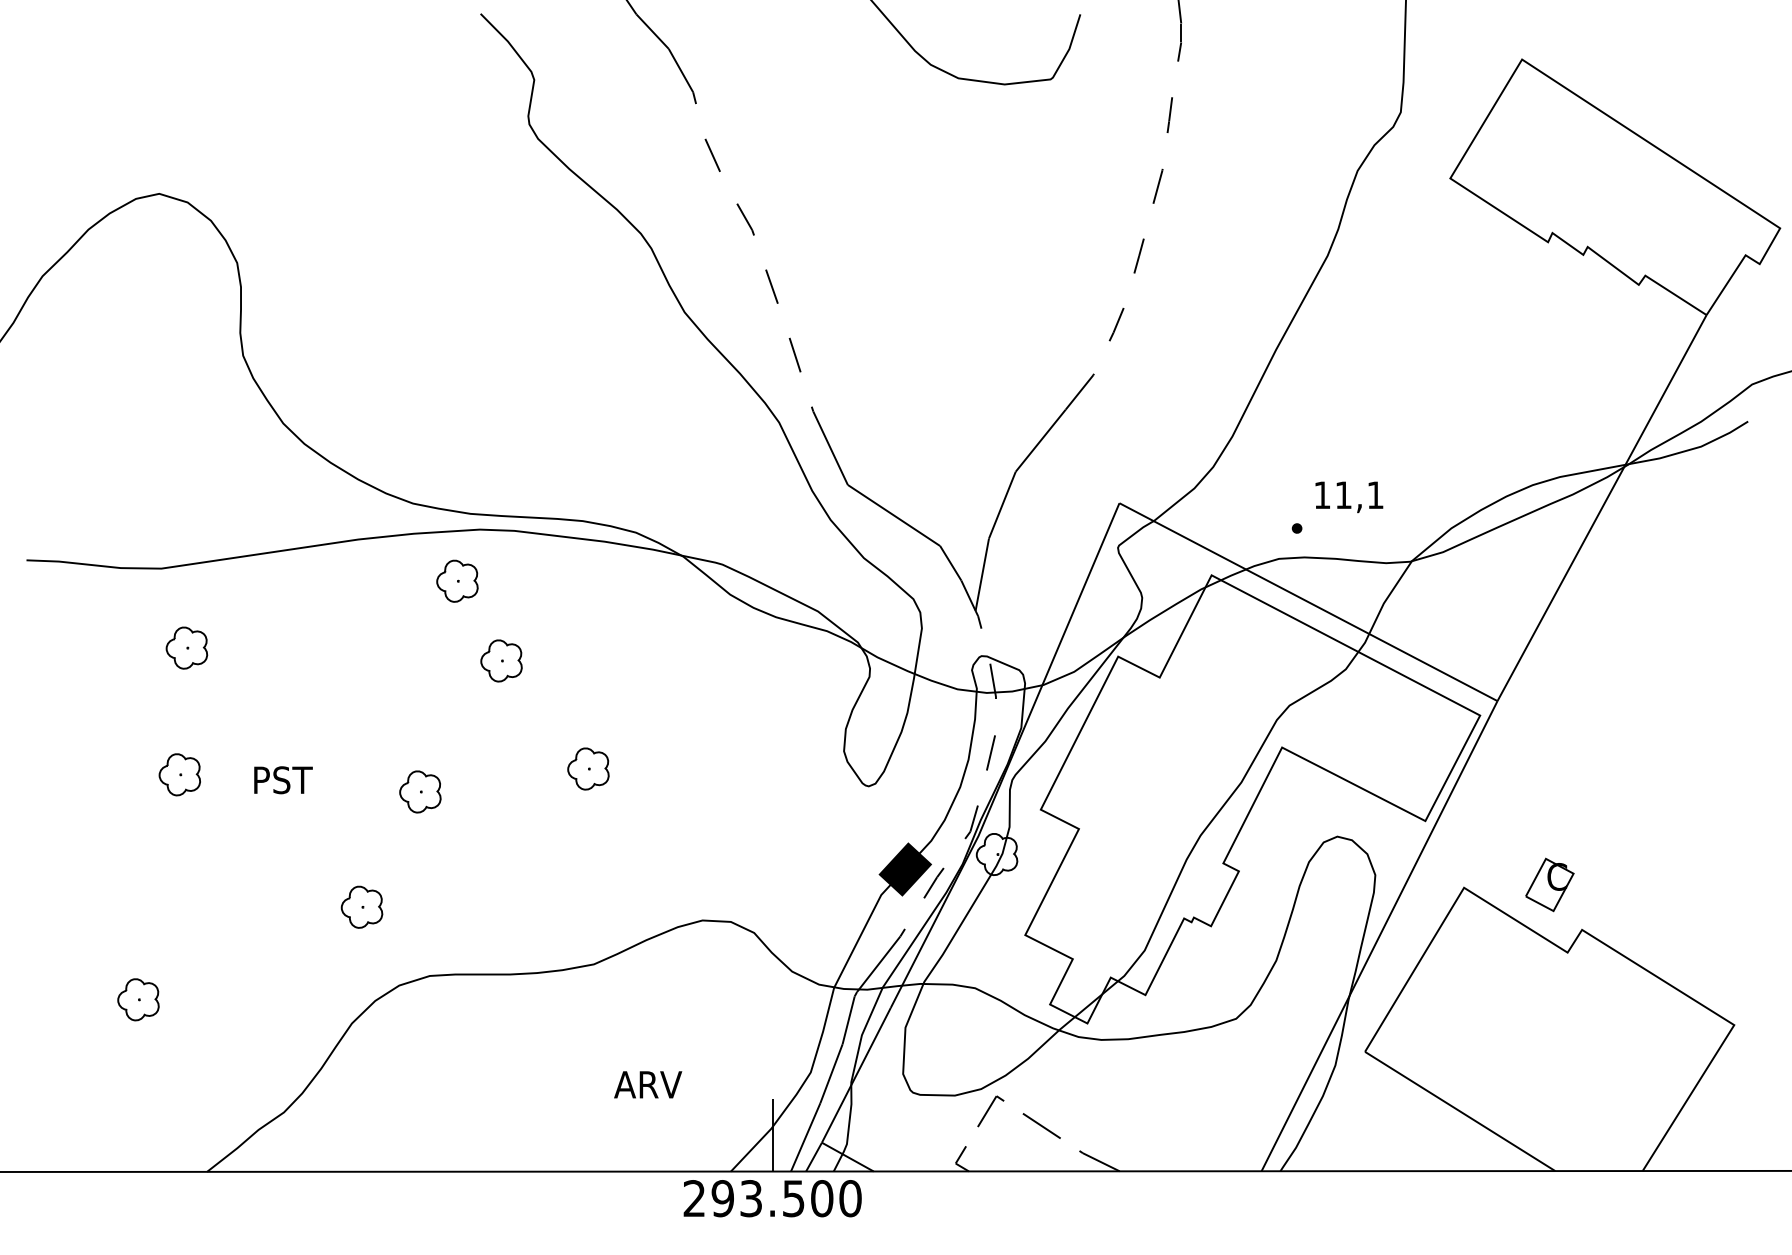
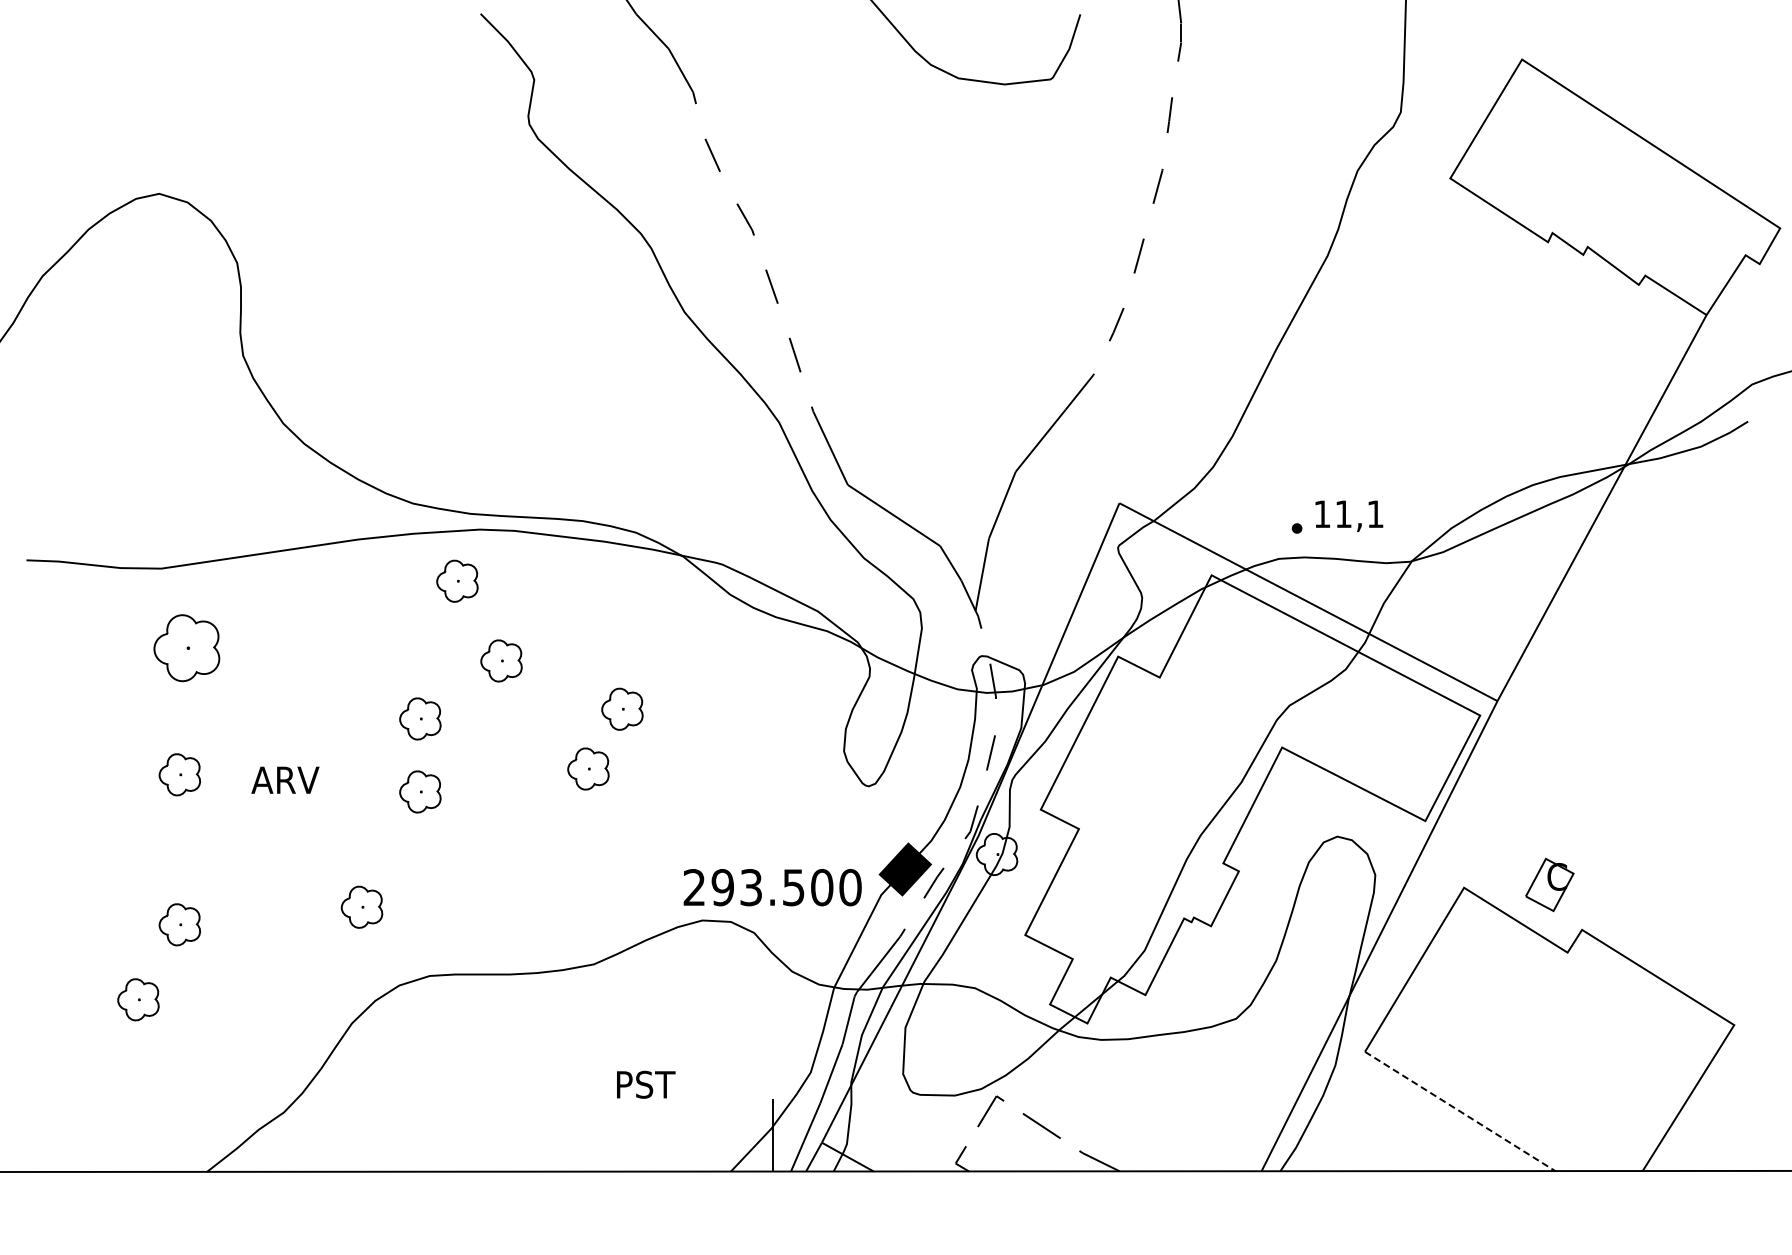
text position: (1349, 497) -> (1349, 516) (1349, 516)
part size: 44x44 px -> 68x69 px (186, 648)
part: none -> present (622, 708)
part: none -> present (420, 718)
text: PST -> ARV (285, 780)
part: none -> present (179, 924)
text: ARV -> PST (648, 1084)
line: solid -> dashed (1460, 1111)
text position: (772, 1198) -> (772, 887) (772, 887)
